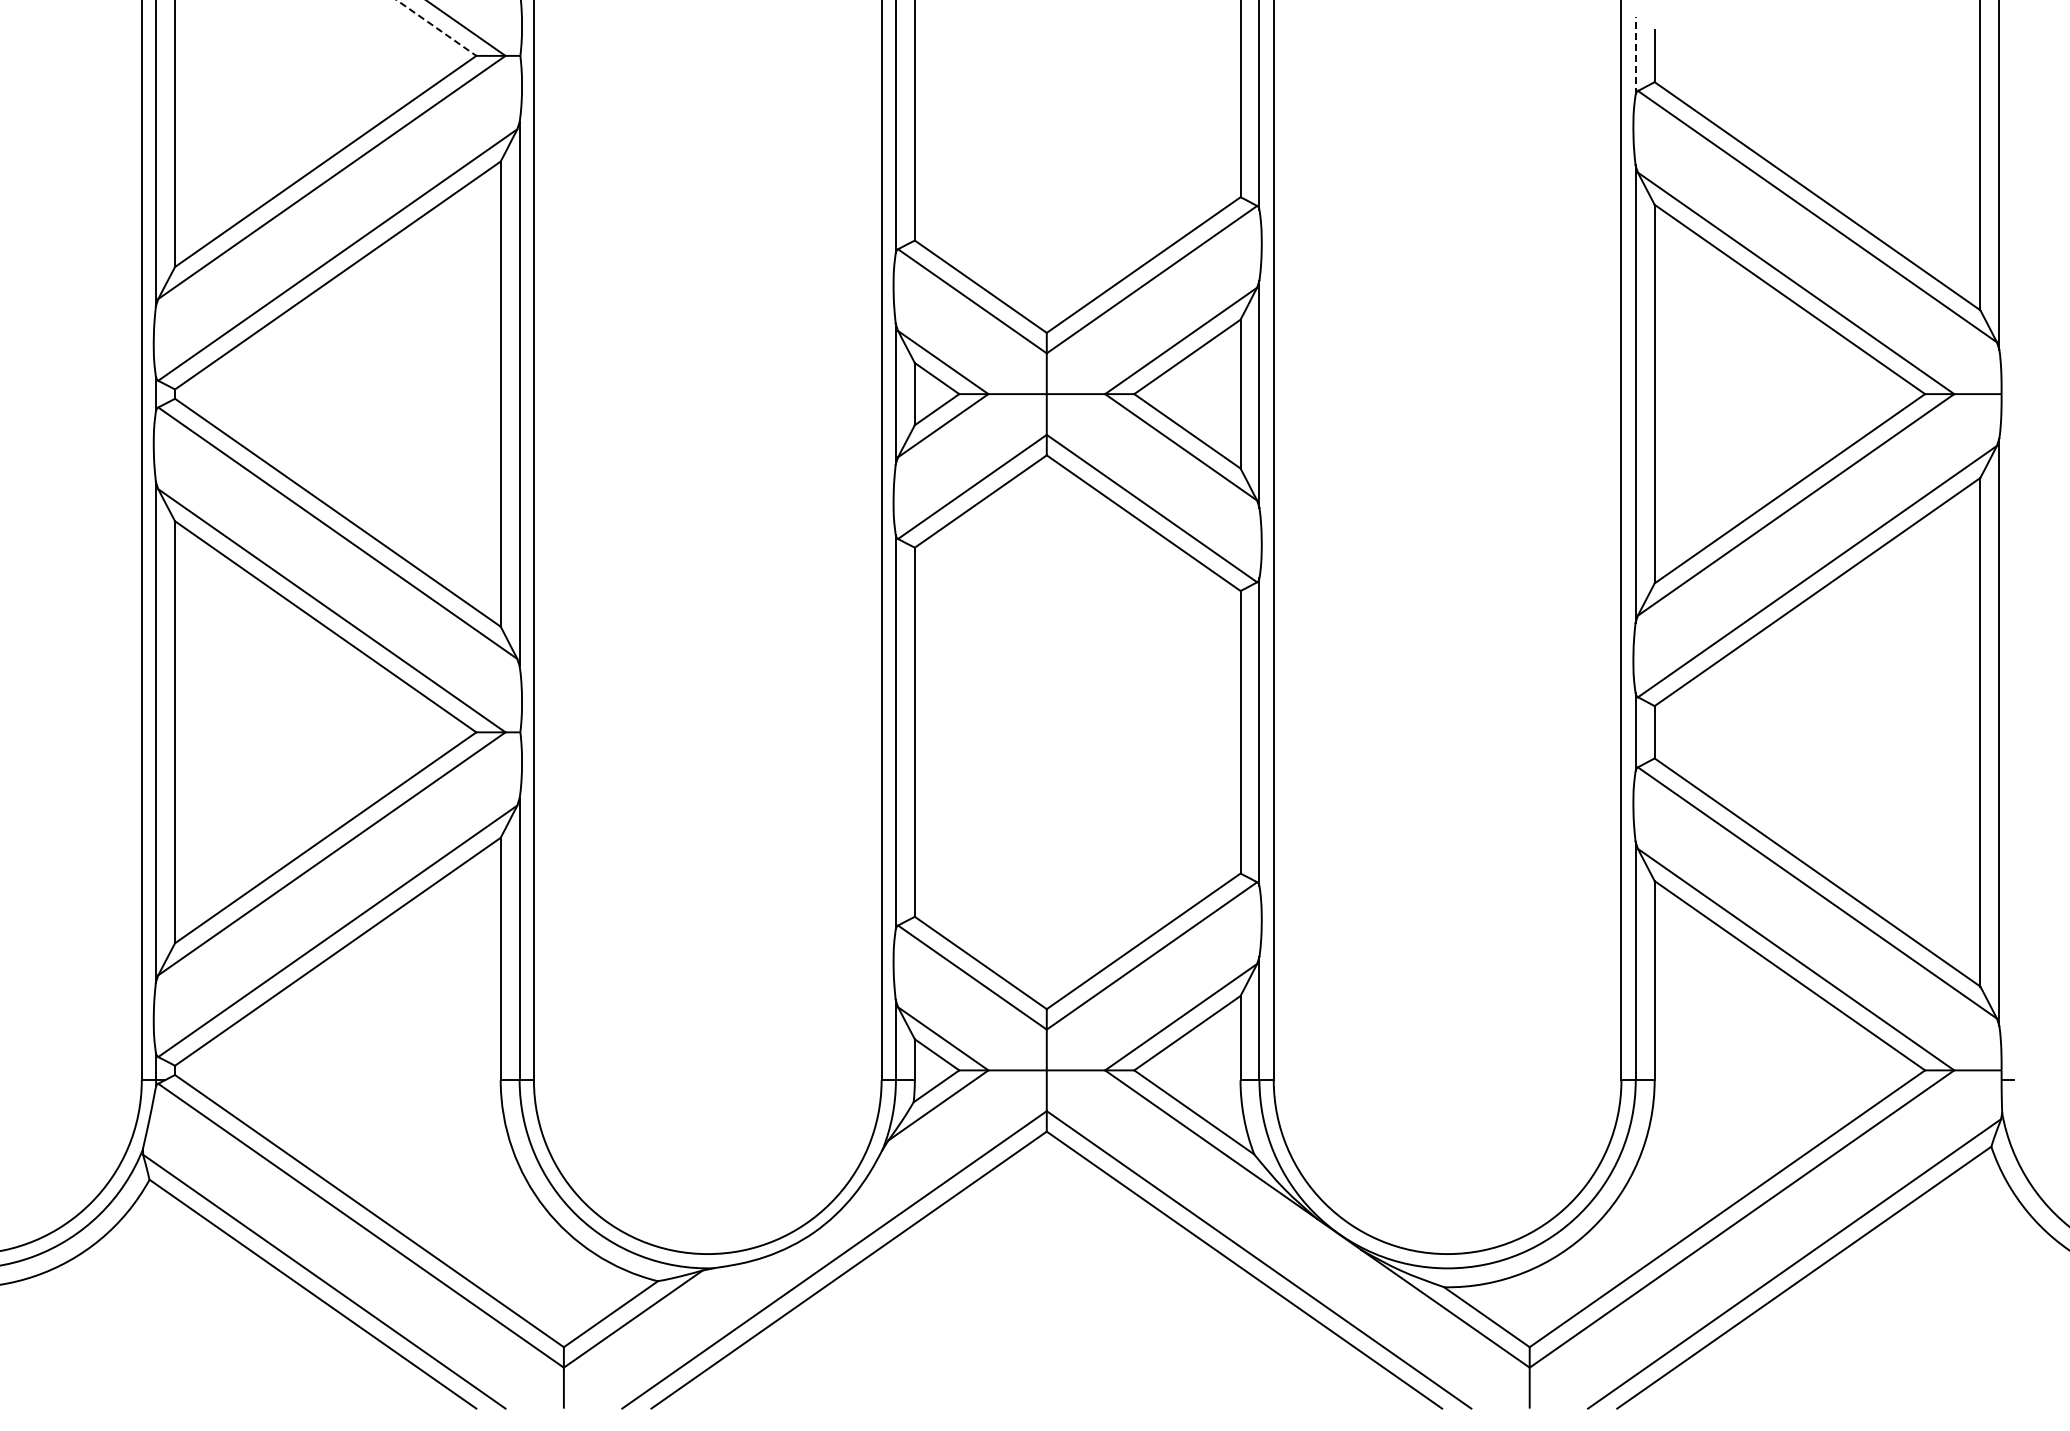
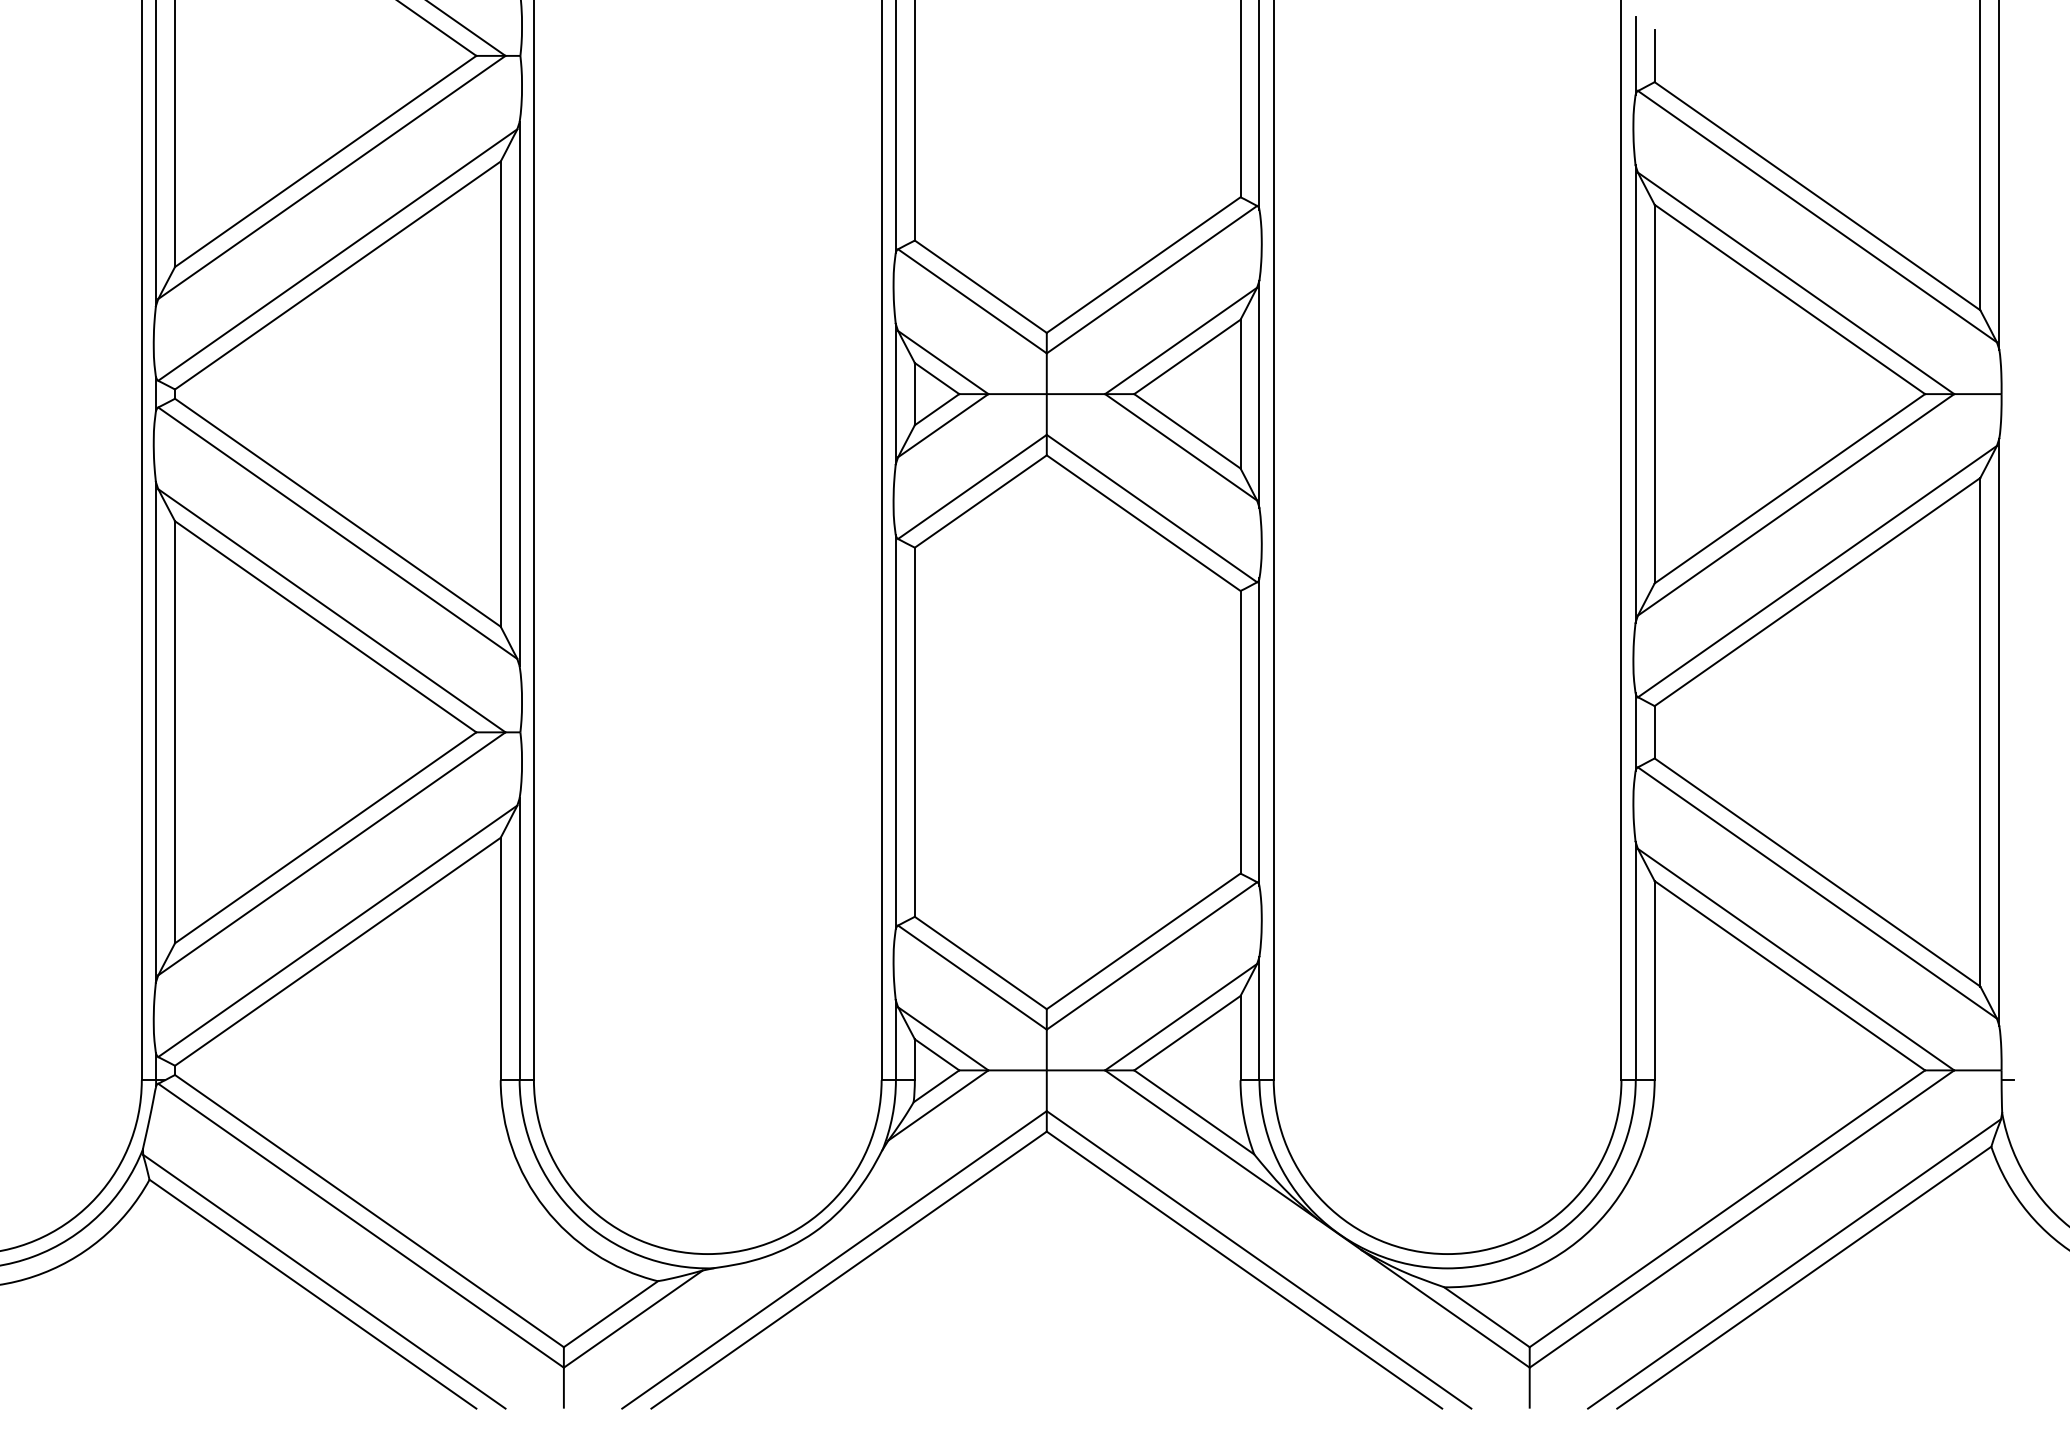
line: dashed -> solid (437, 28)
line: dashed -> solid (1635, 56)
